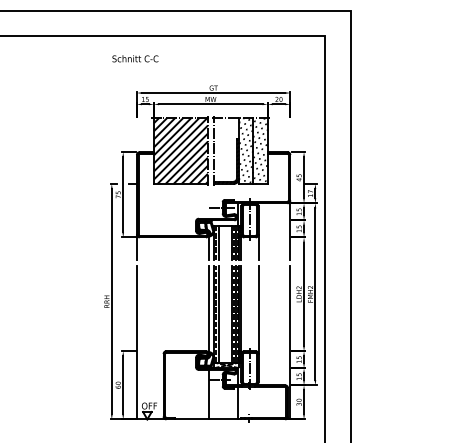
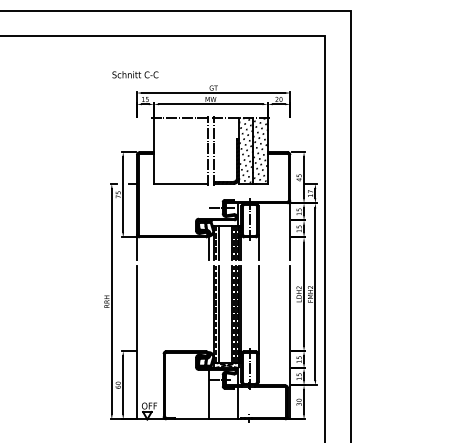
text position: (135, 58) -> (135, 74) (135, 74)
hatch: present -> none (180, 151)
line: present -> none (209, 309)
